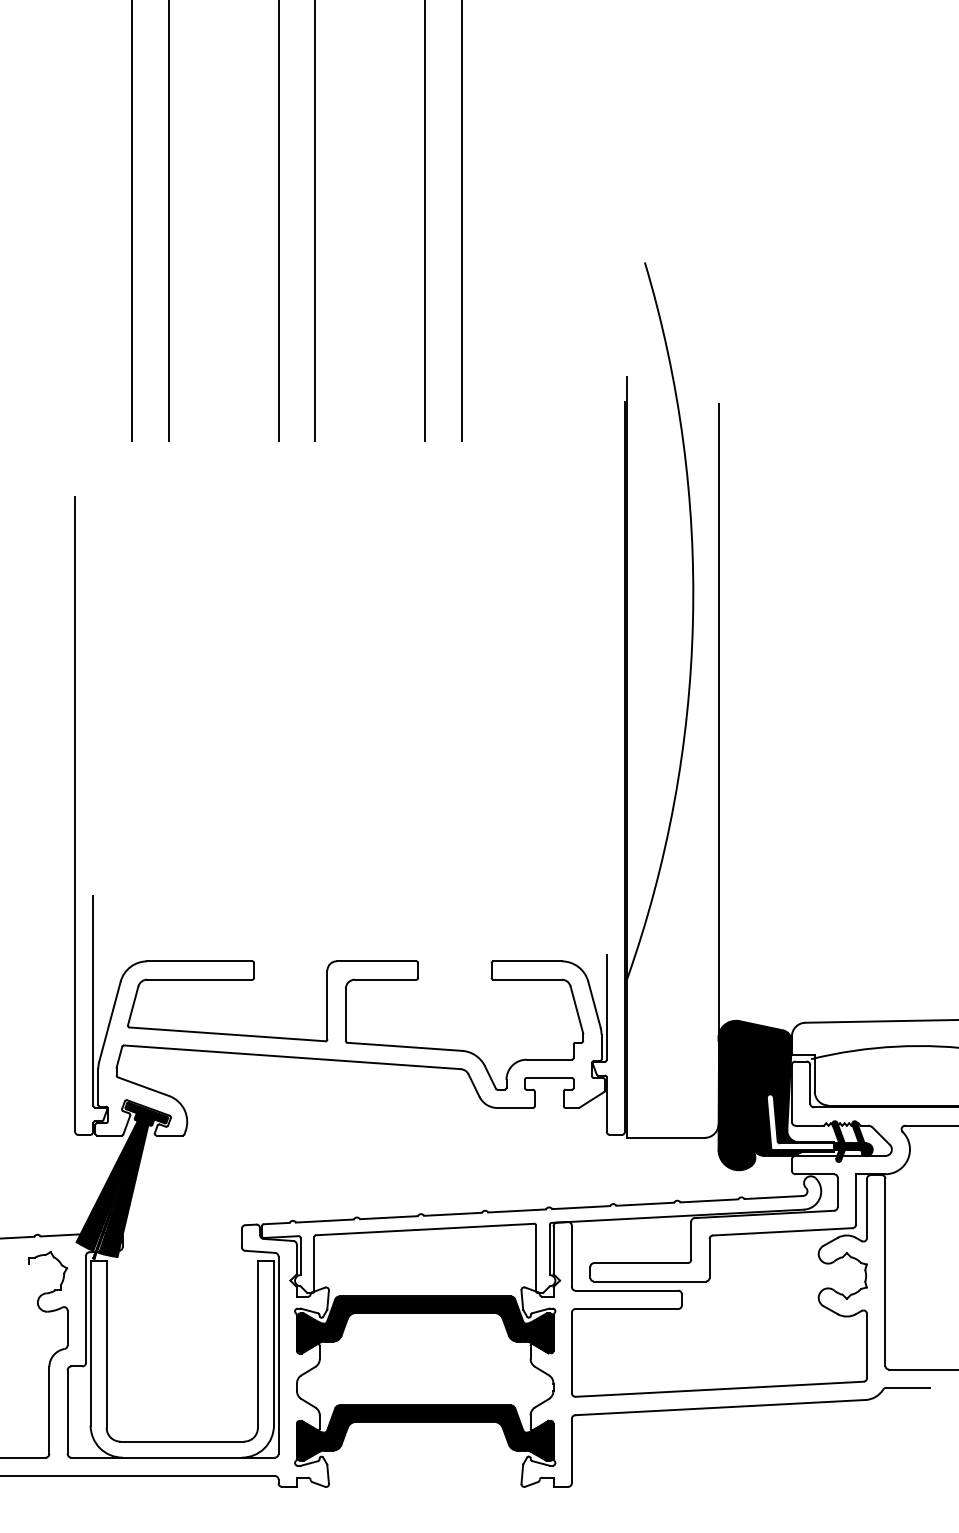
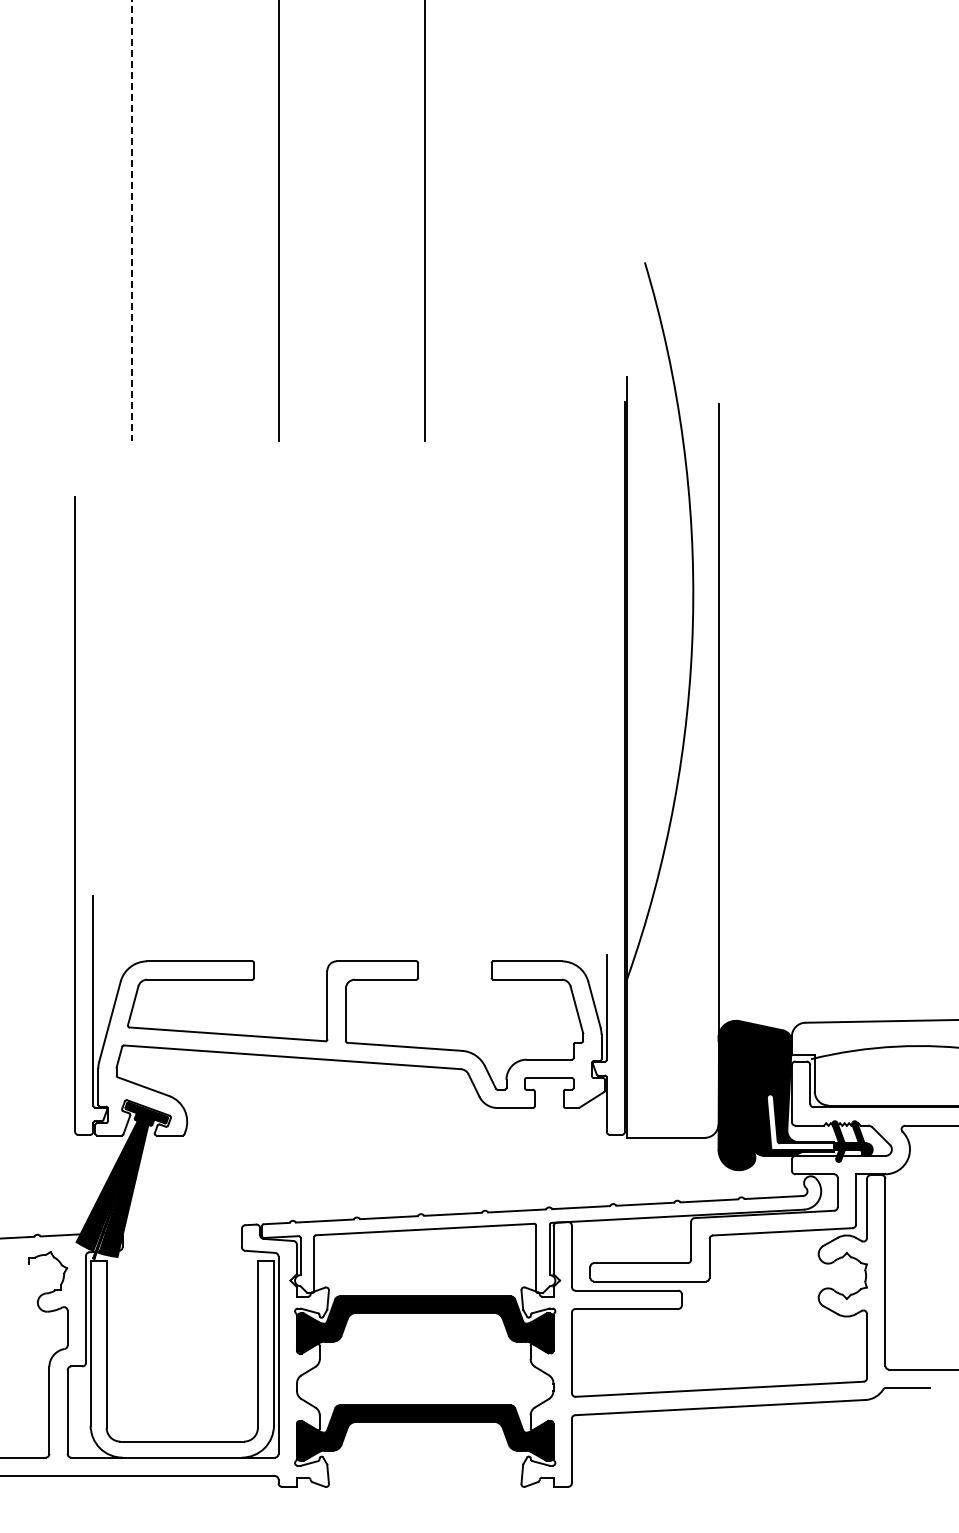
line: solid -> dashed (131, 221)
line: present -> none (168, 221)
line: present -> none (315, 221)
line: present -> none (461, 221)
